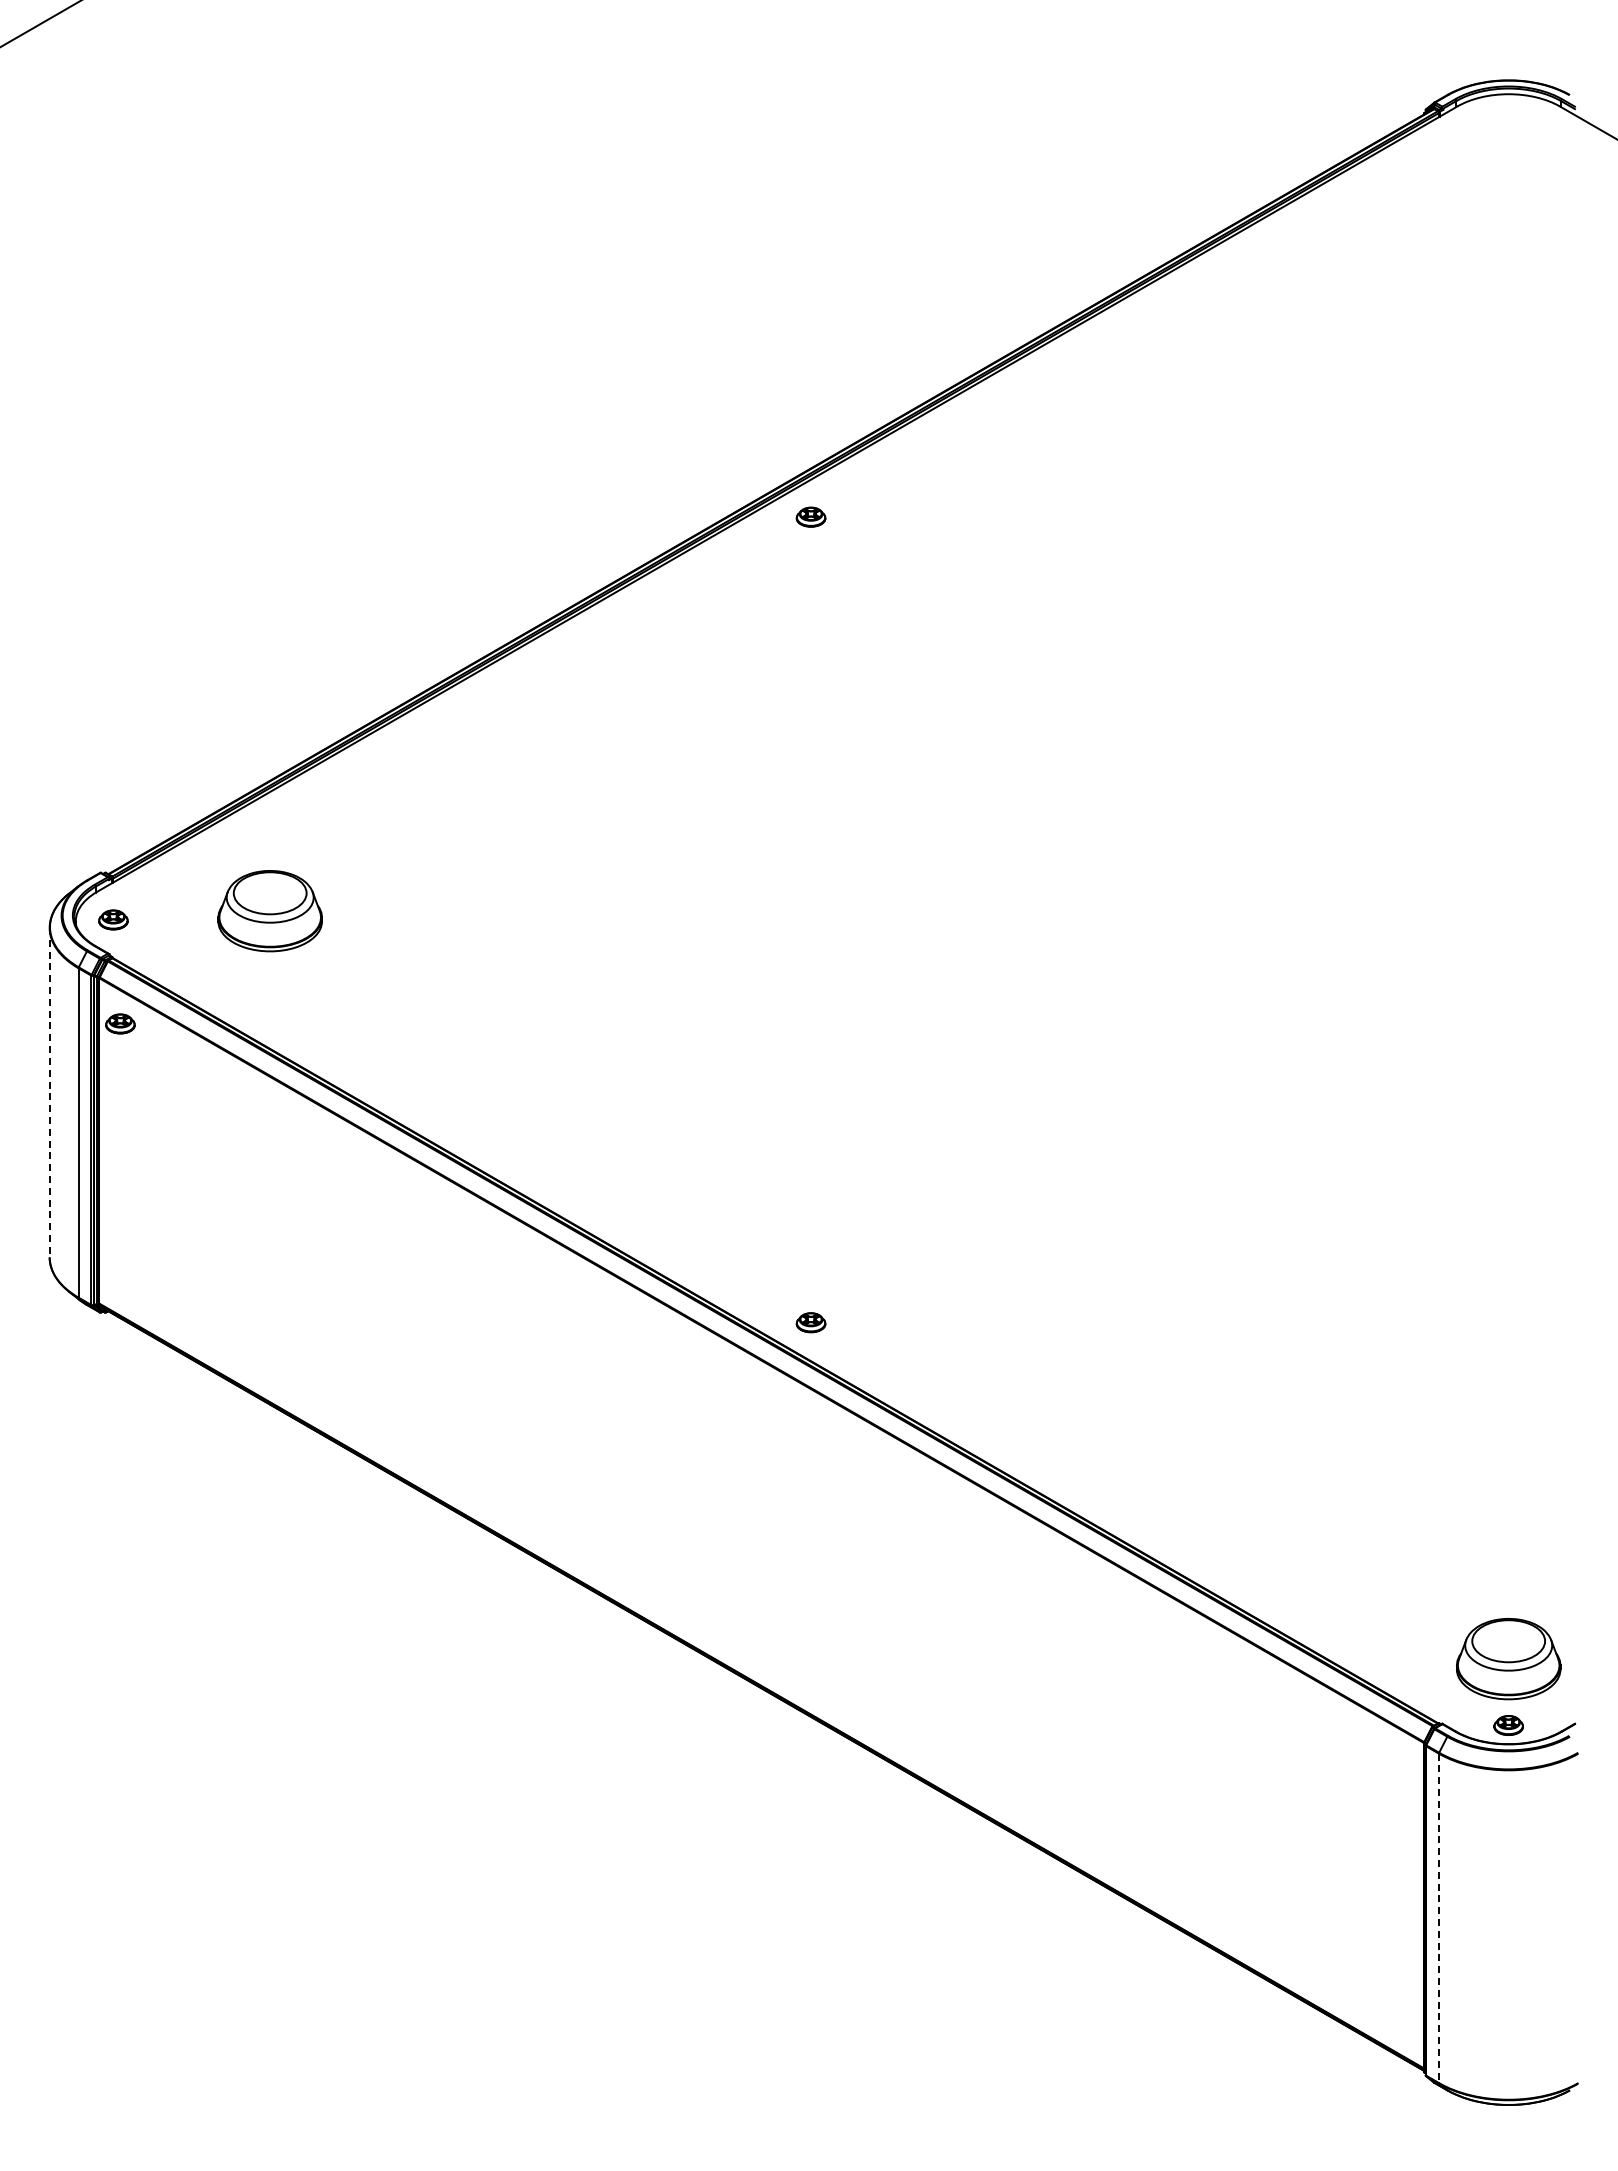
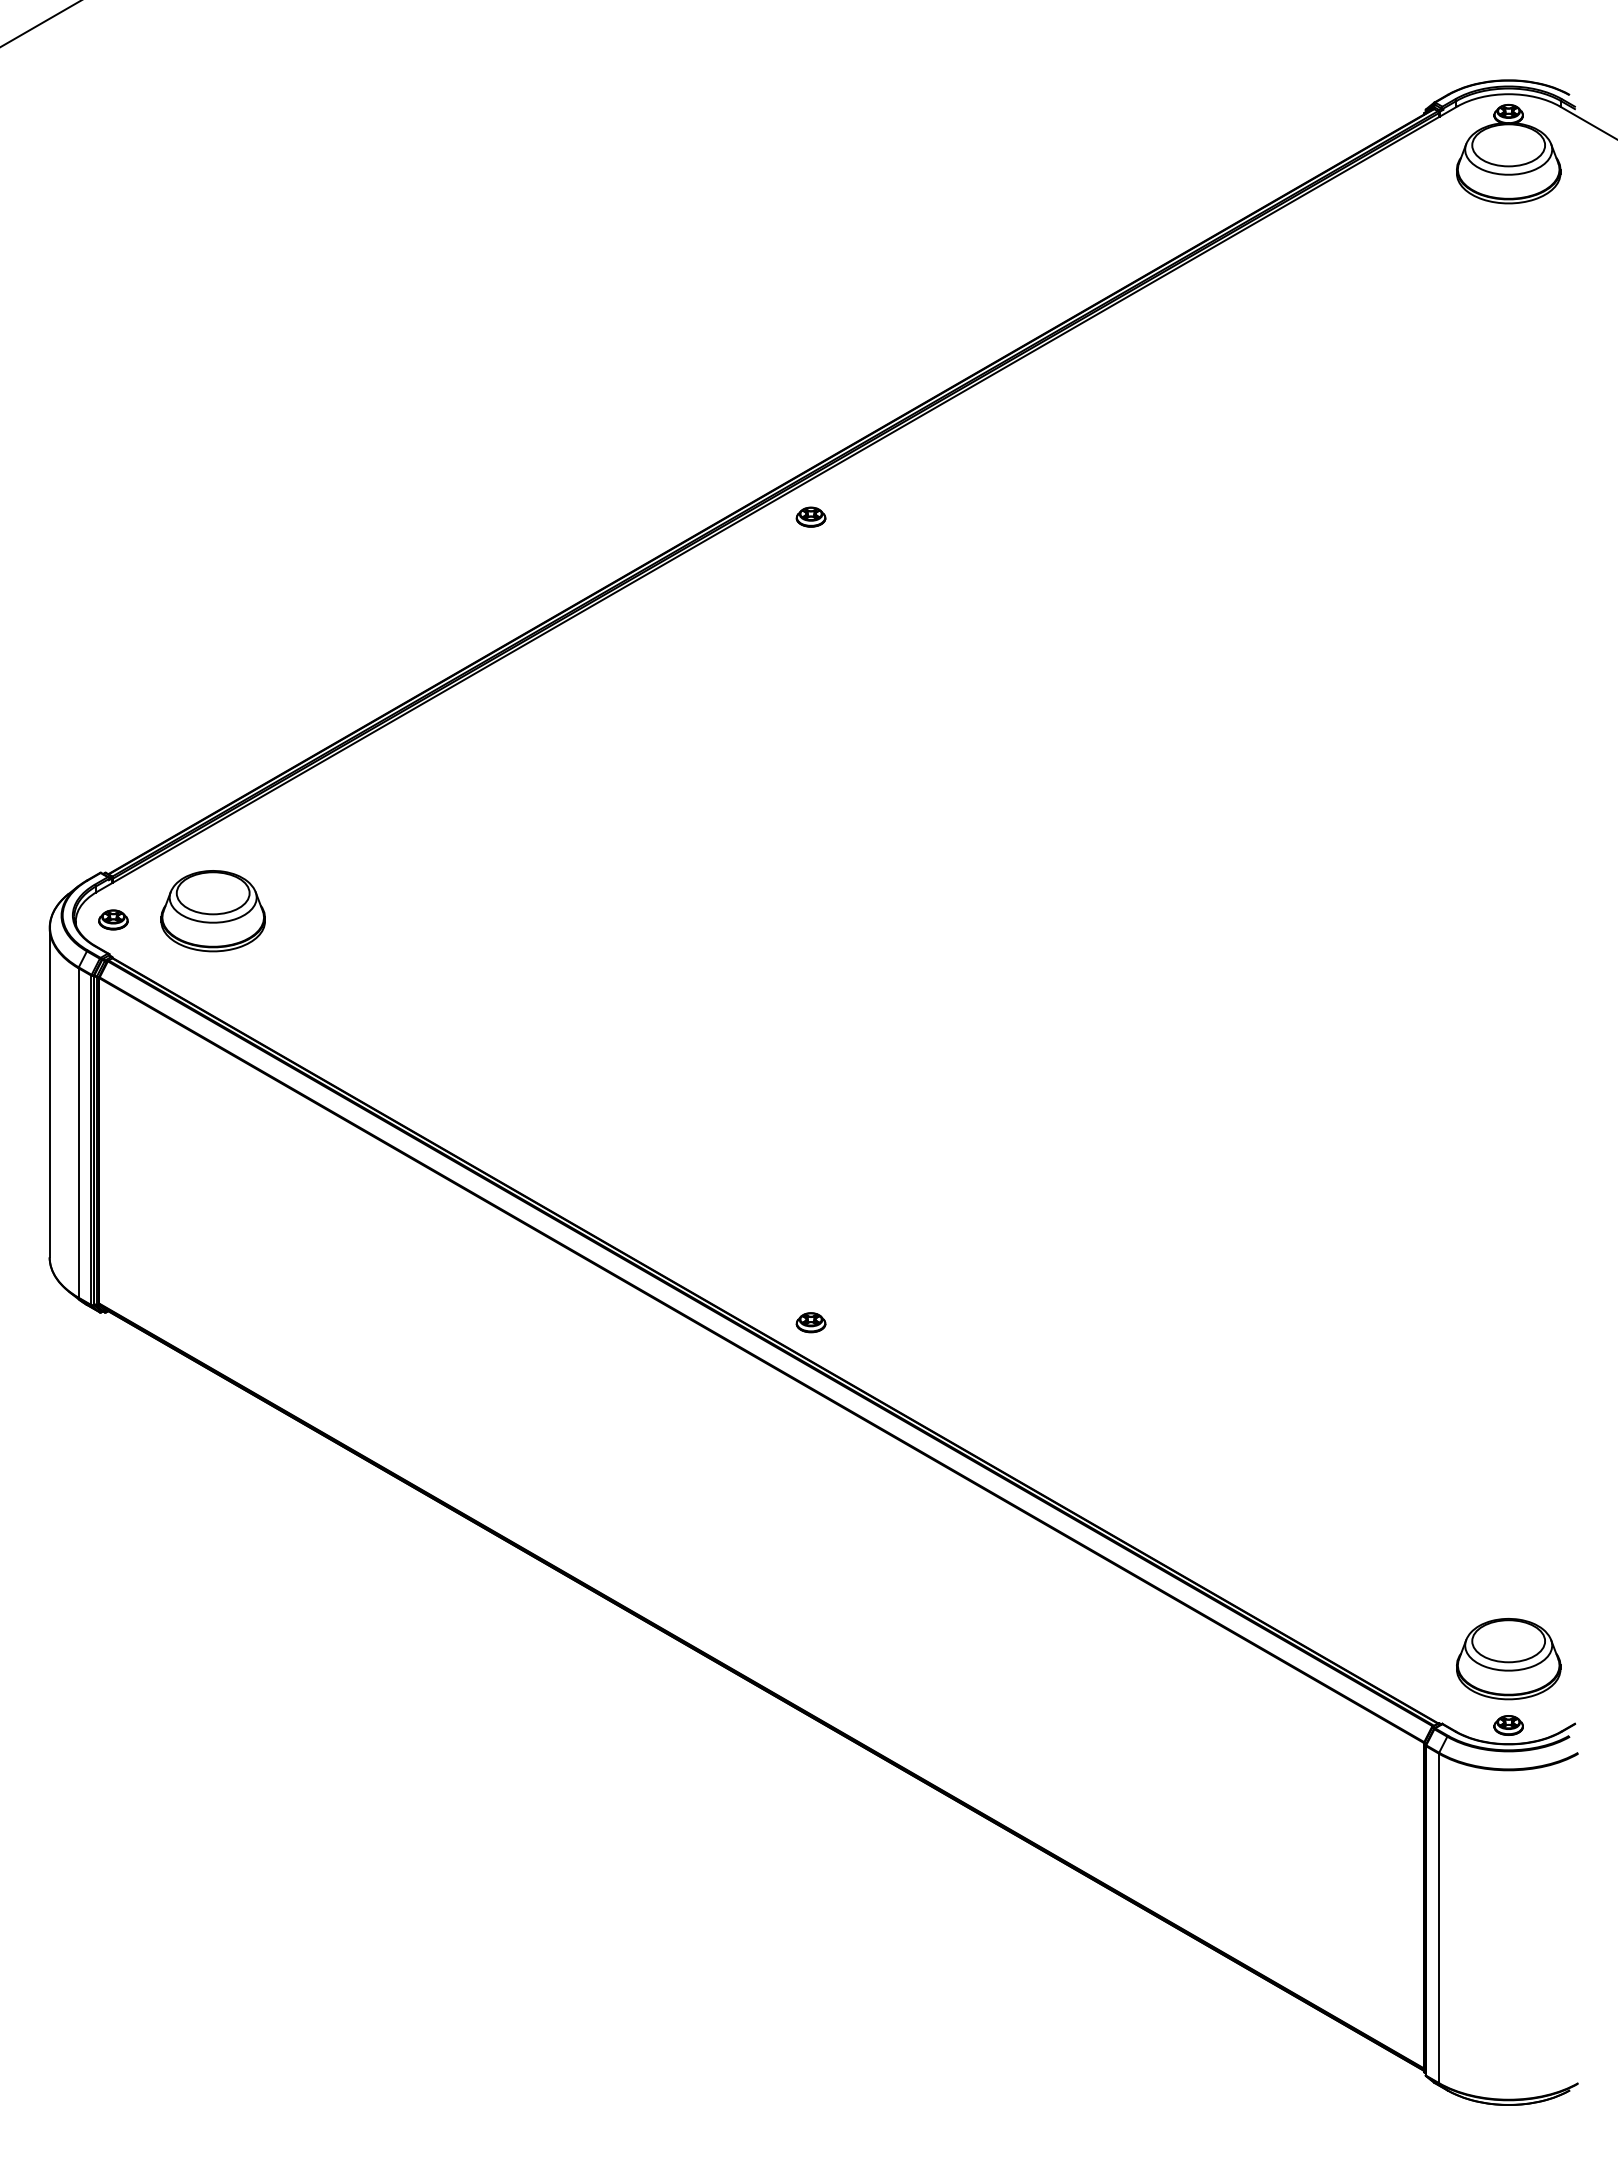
part: none -> present (1508, 153)
part position: (269, 911) -> (212, 911) (212, 911)
part: present -> none (120, 1023)
line: dashed -> solid (49, 1092)
line: dashed -> solid (1438, 1918)
